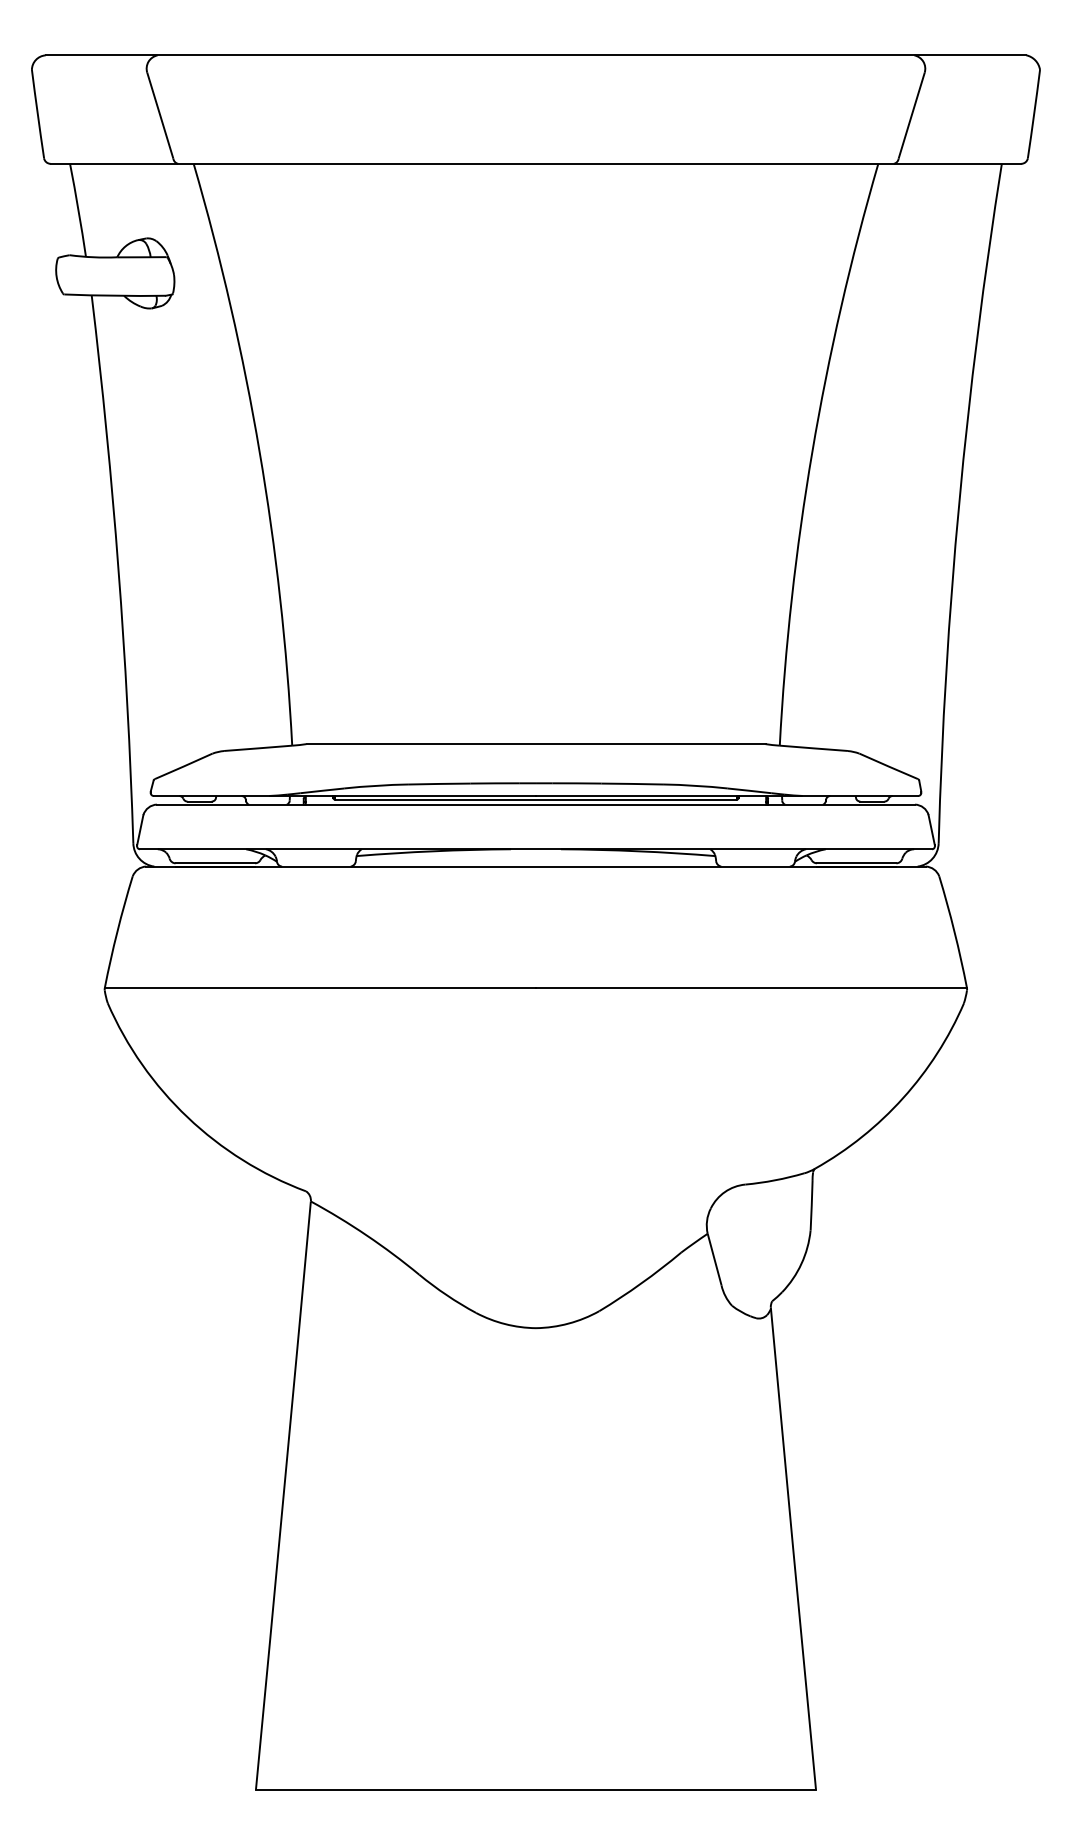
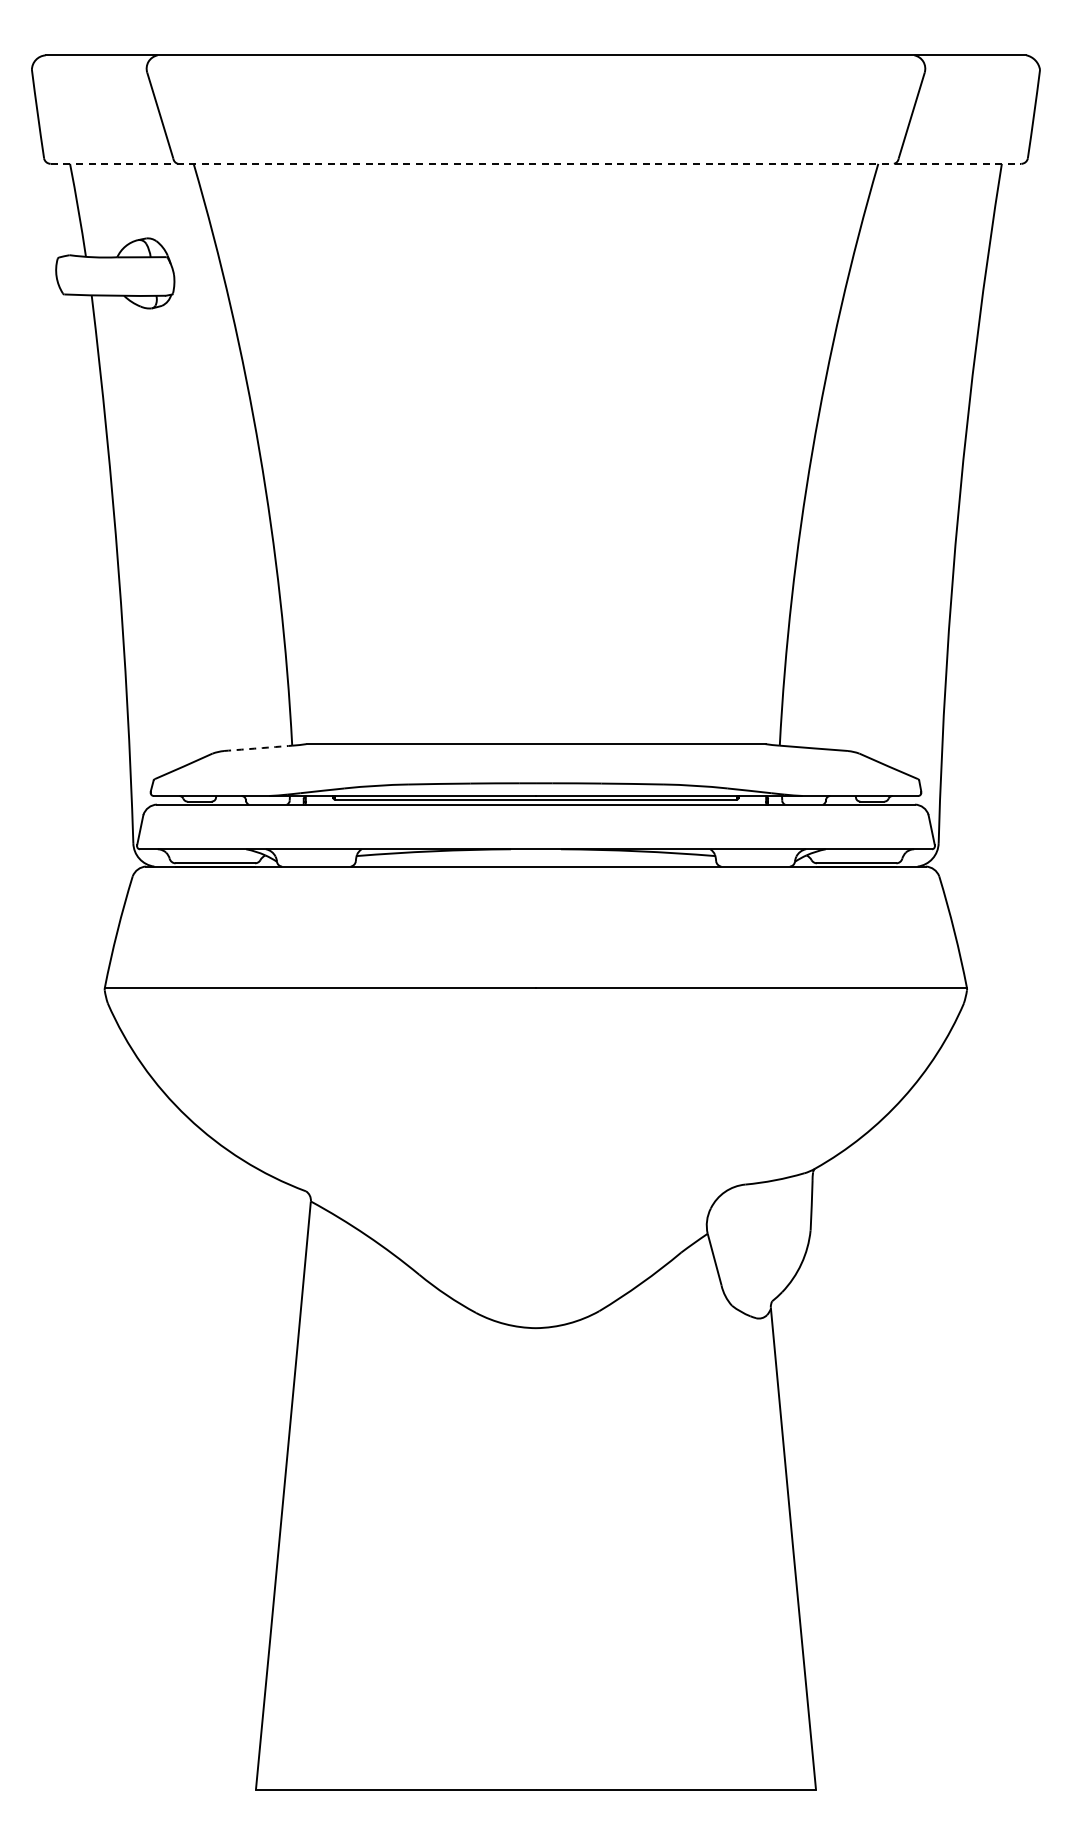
line: solid -> dashed (536, 163)
arc: solid -> dashed (258, 748)
